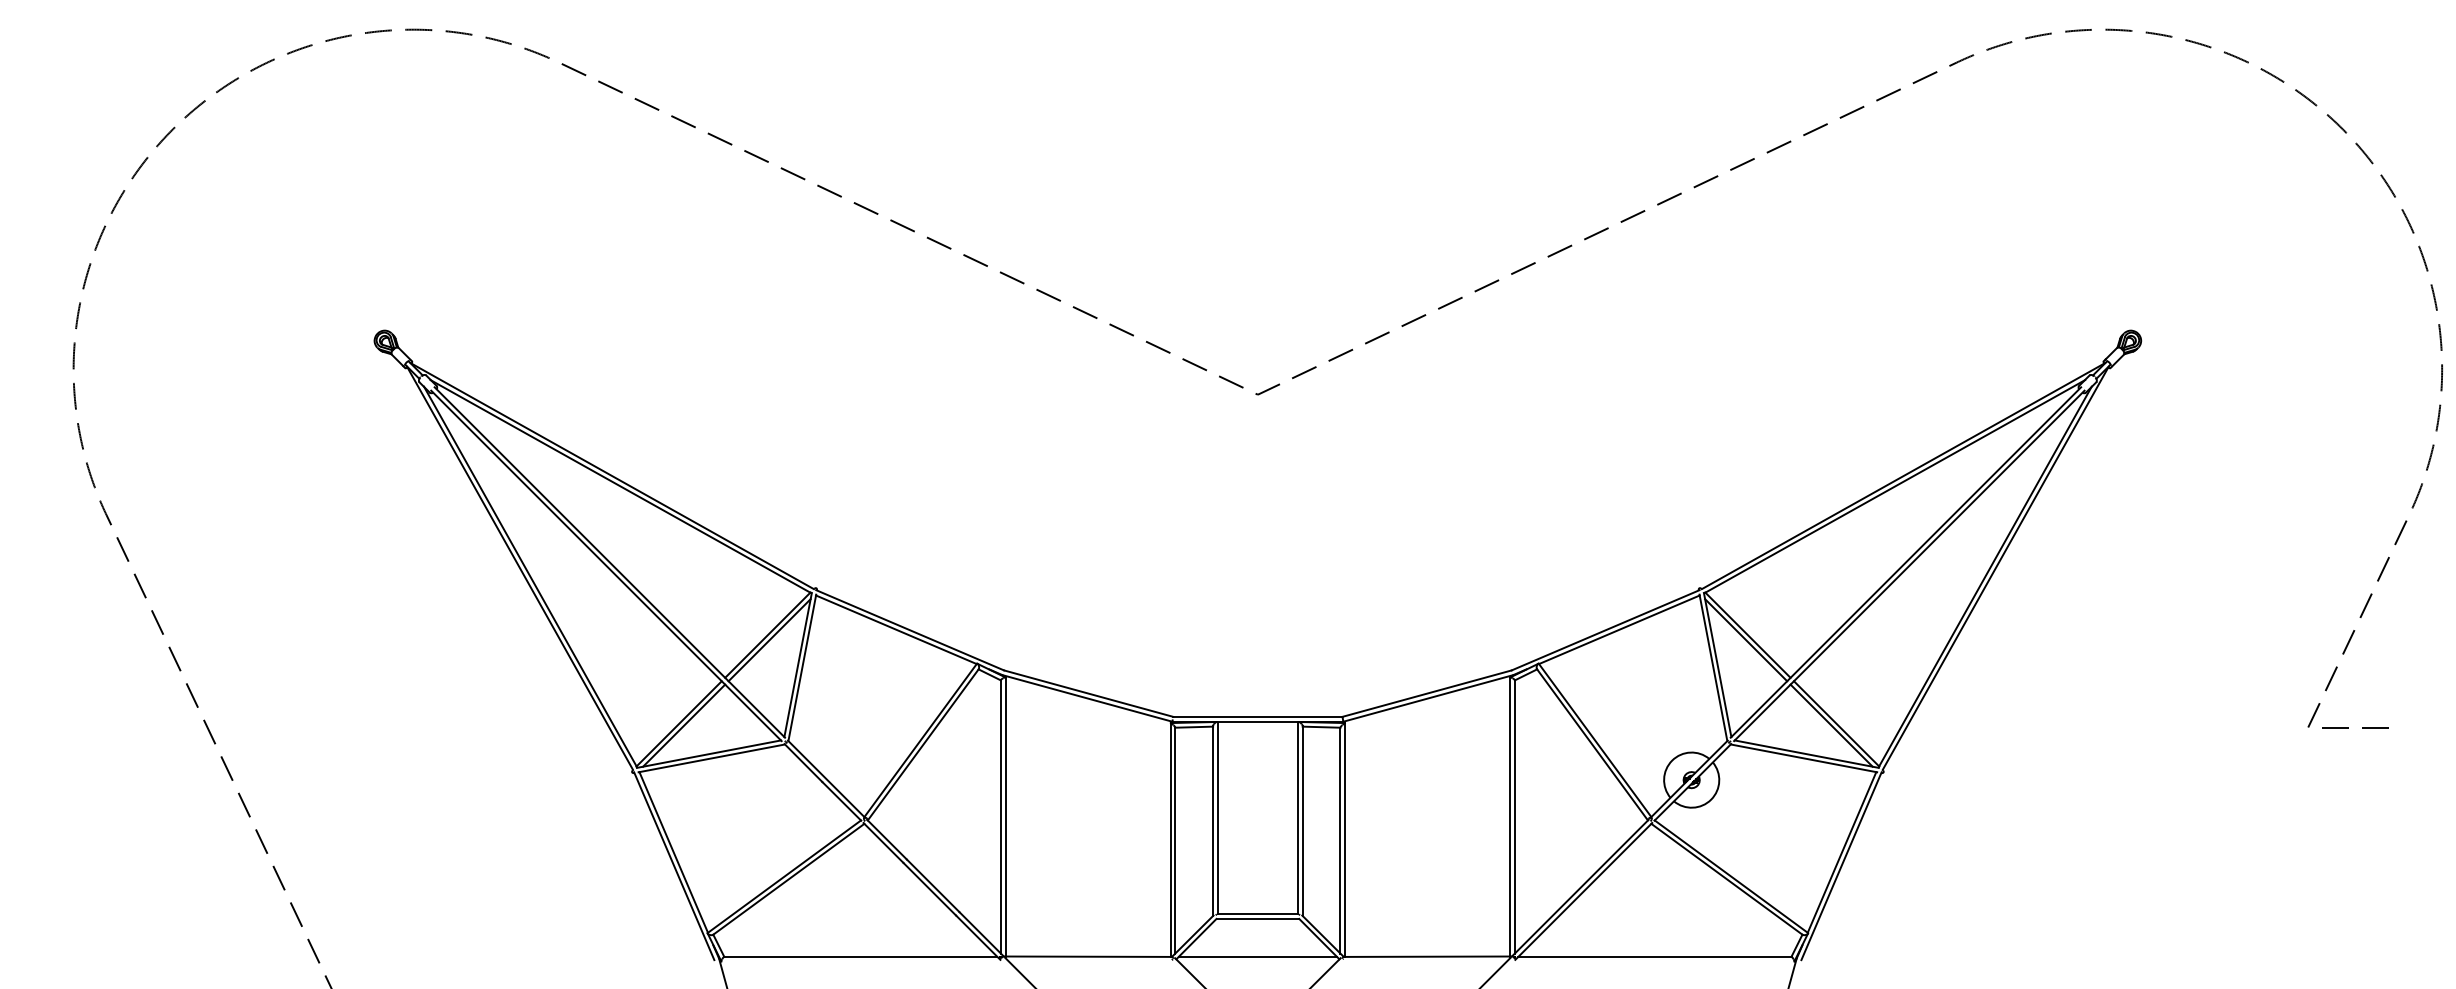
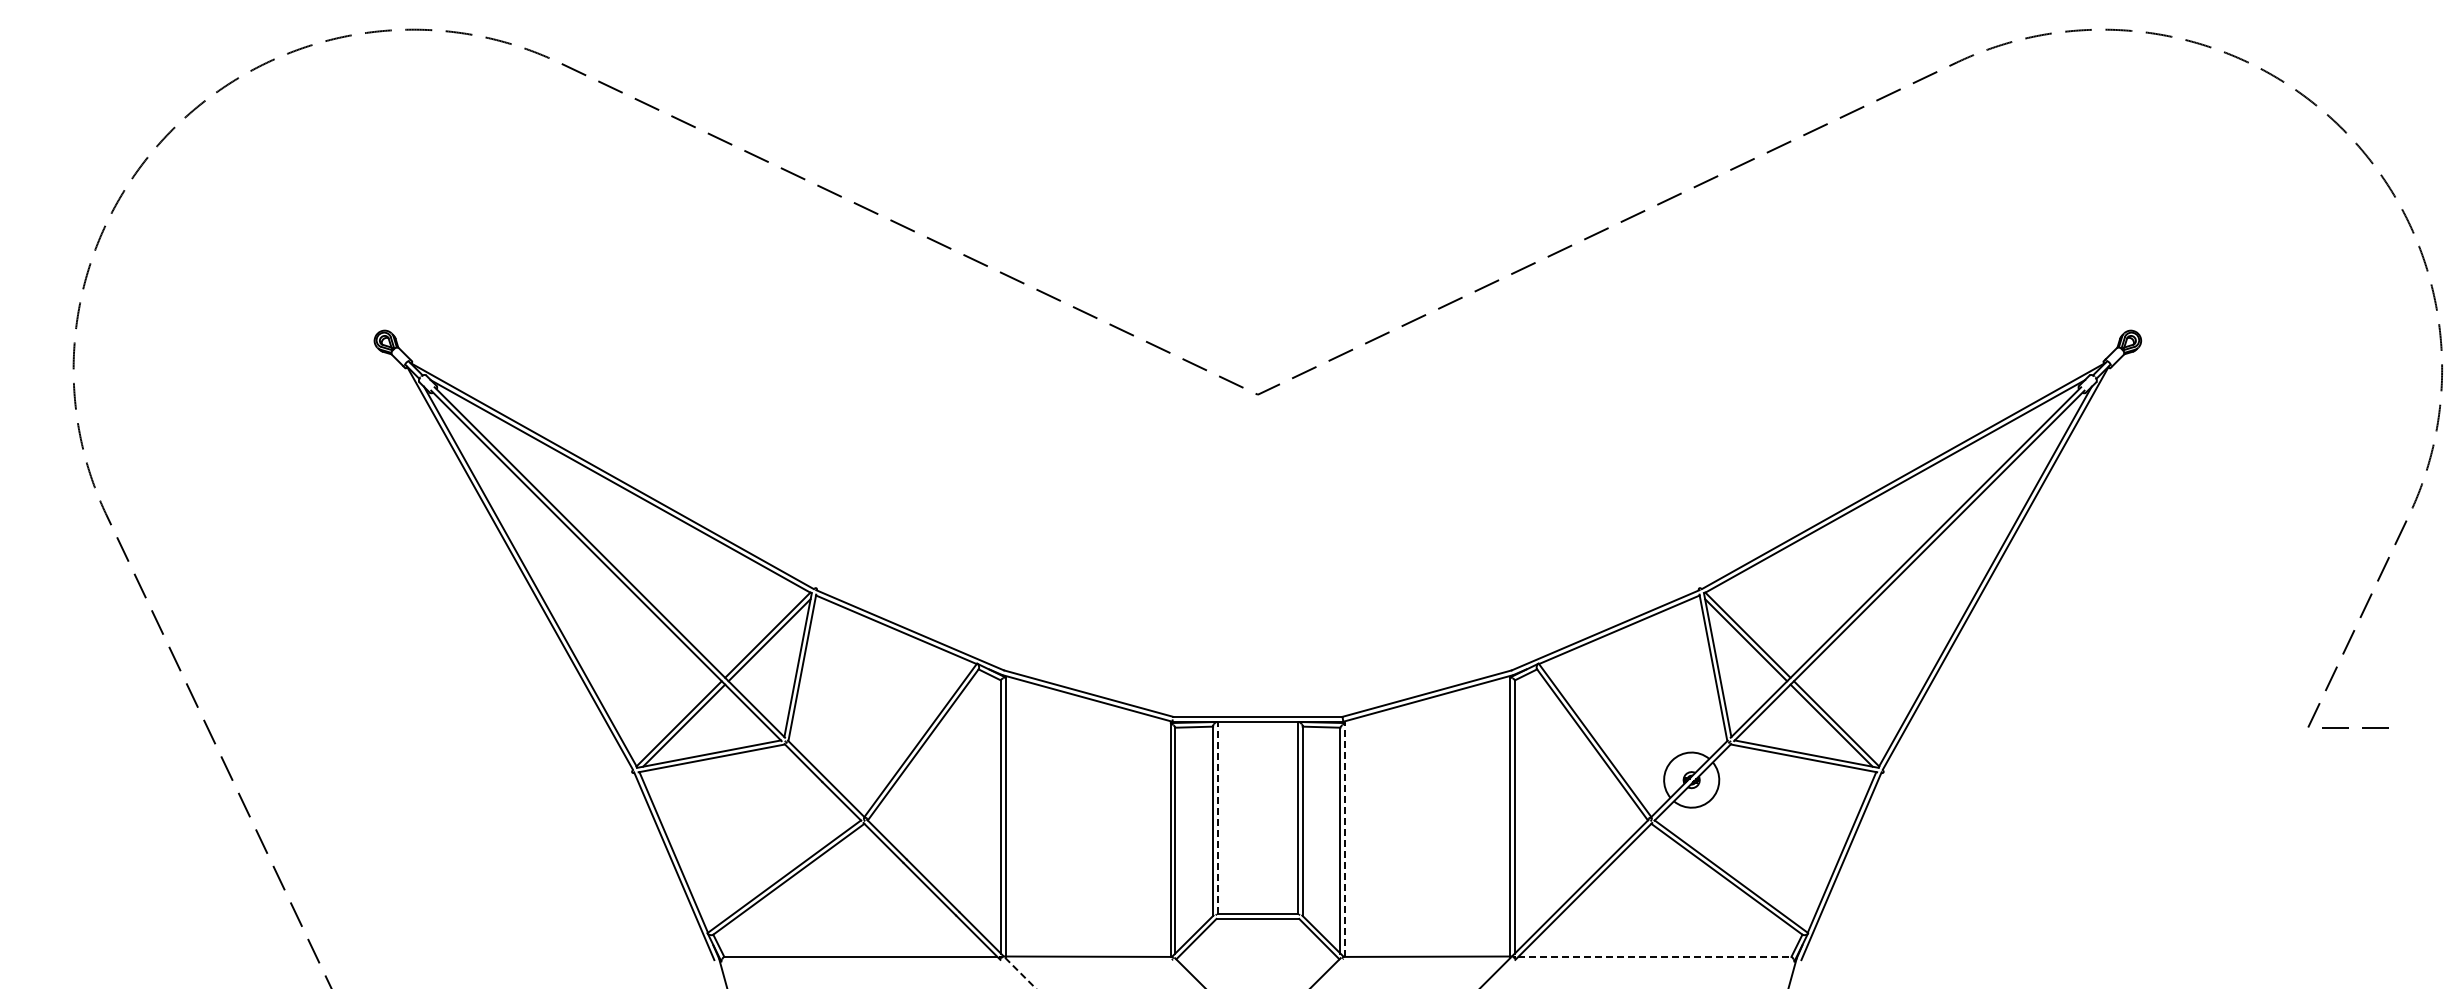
line: solid -> dashed (1217, 818)
line: solid -> dashed (1345, 840)
line: present -> none (1257, 956)
line: solid -> dashed (1654, 956)
line: solid -> dashed (1020, 973)
